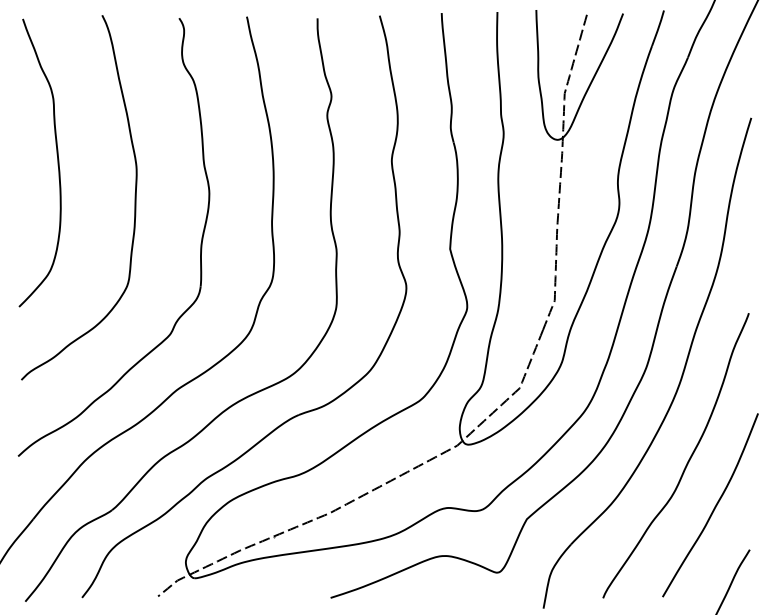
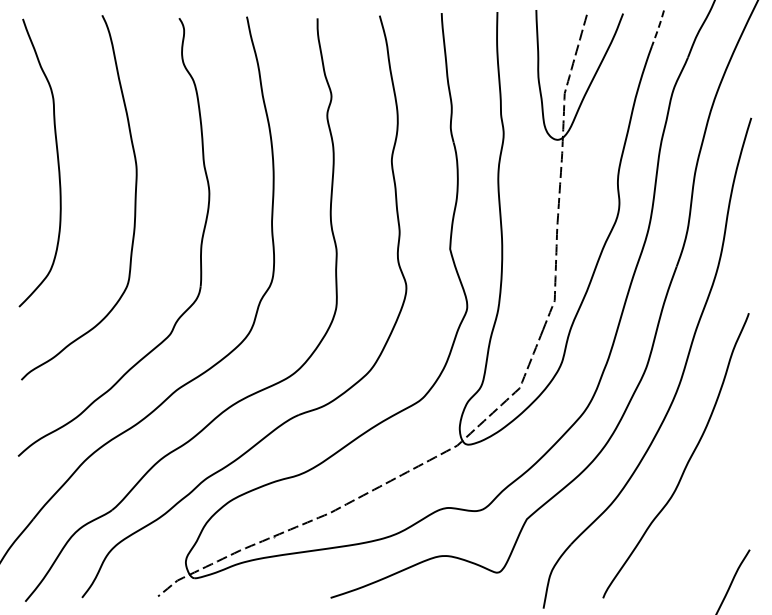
line: solid -> dashed (658, 28)
curve: present -> none (714, 506)
